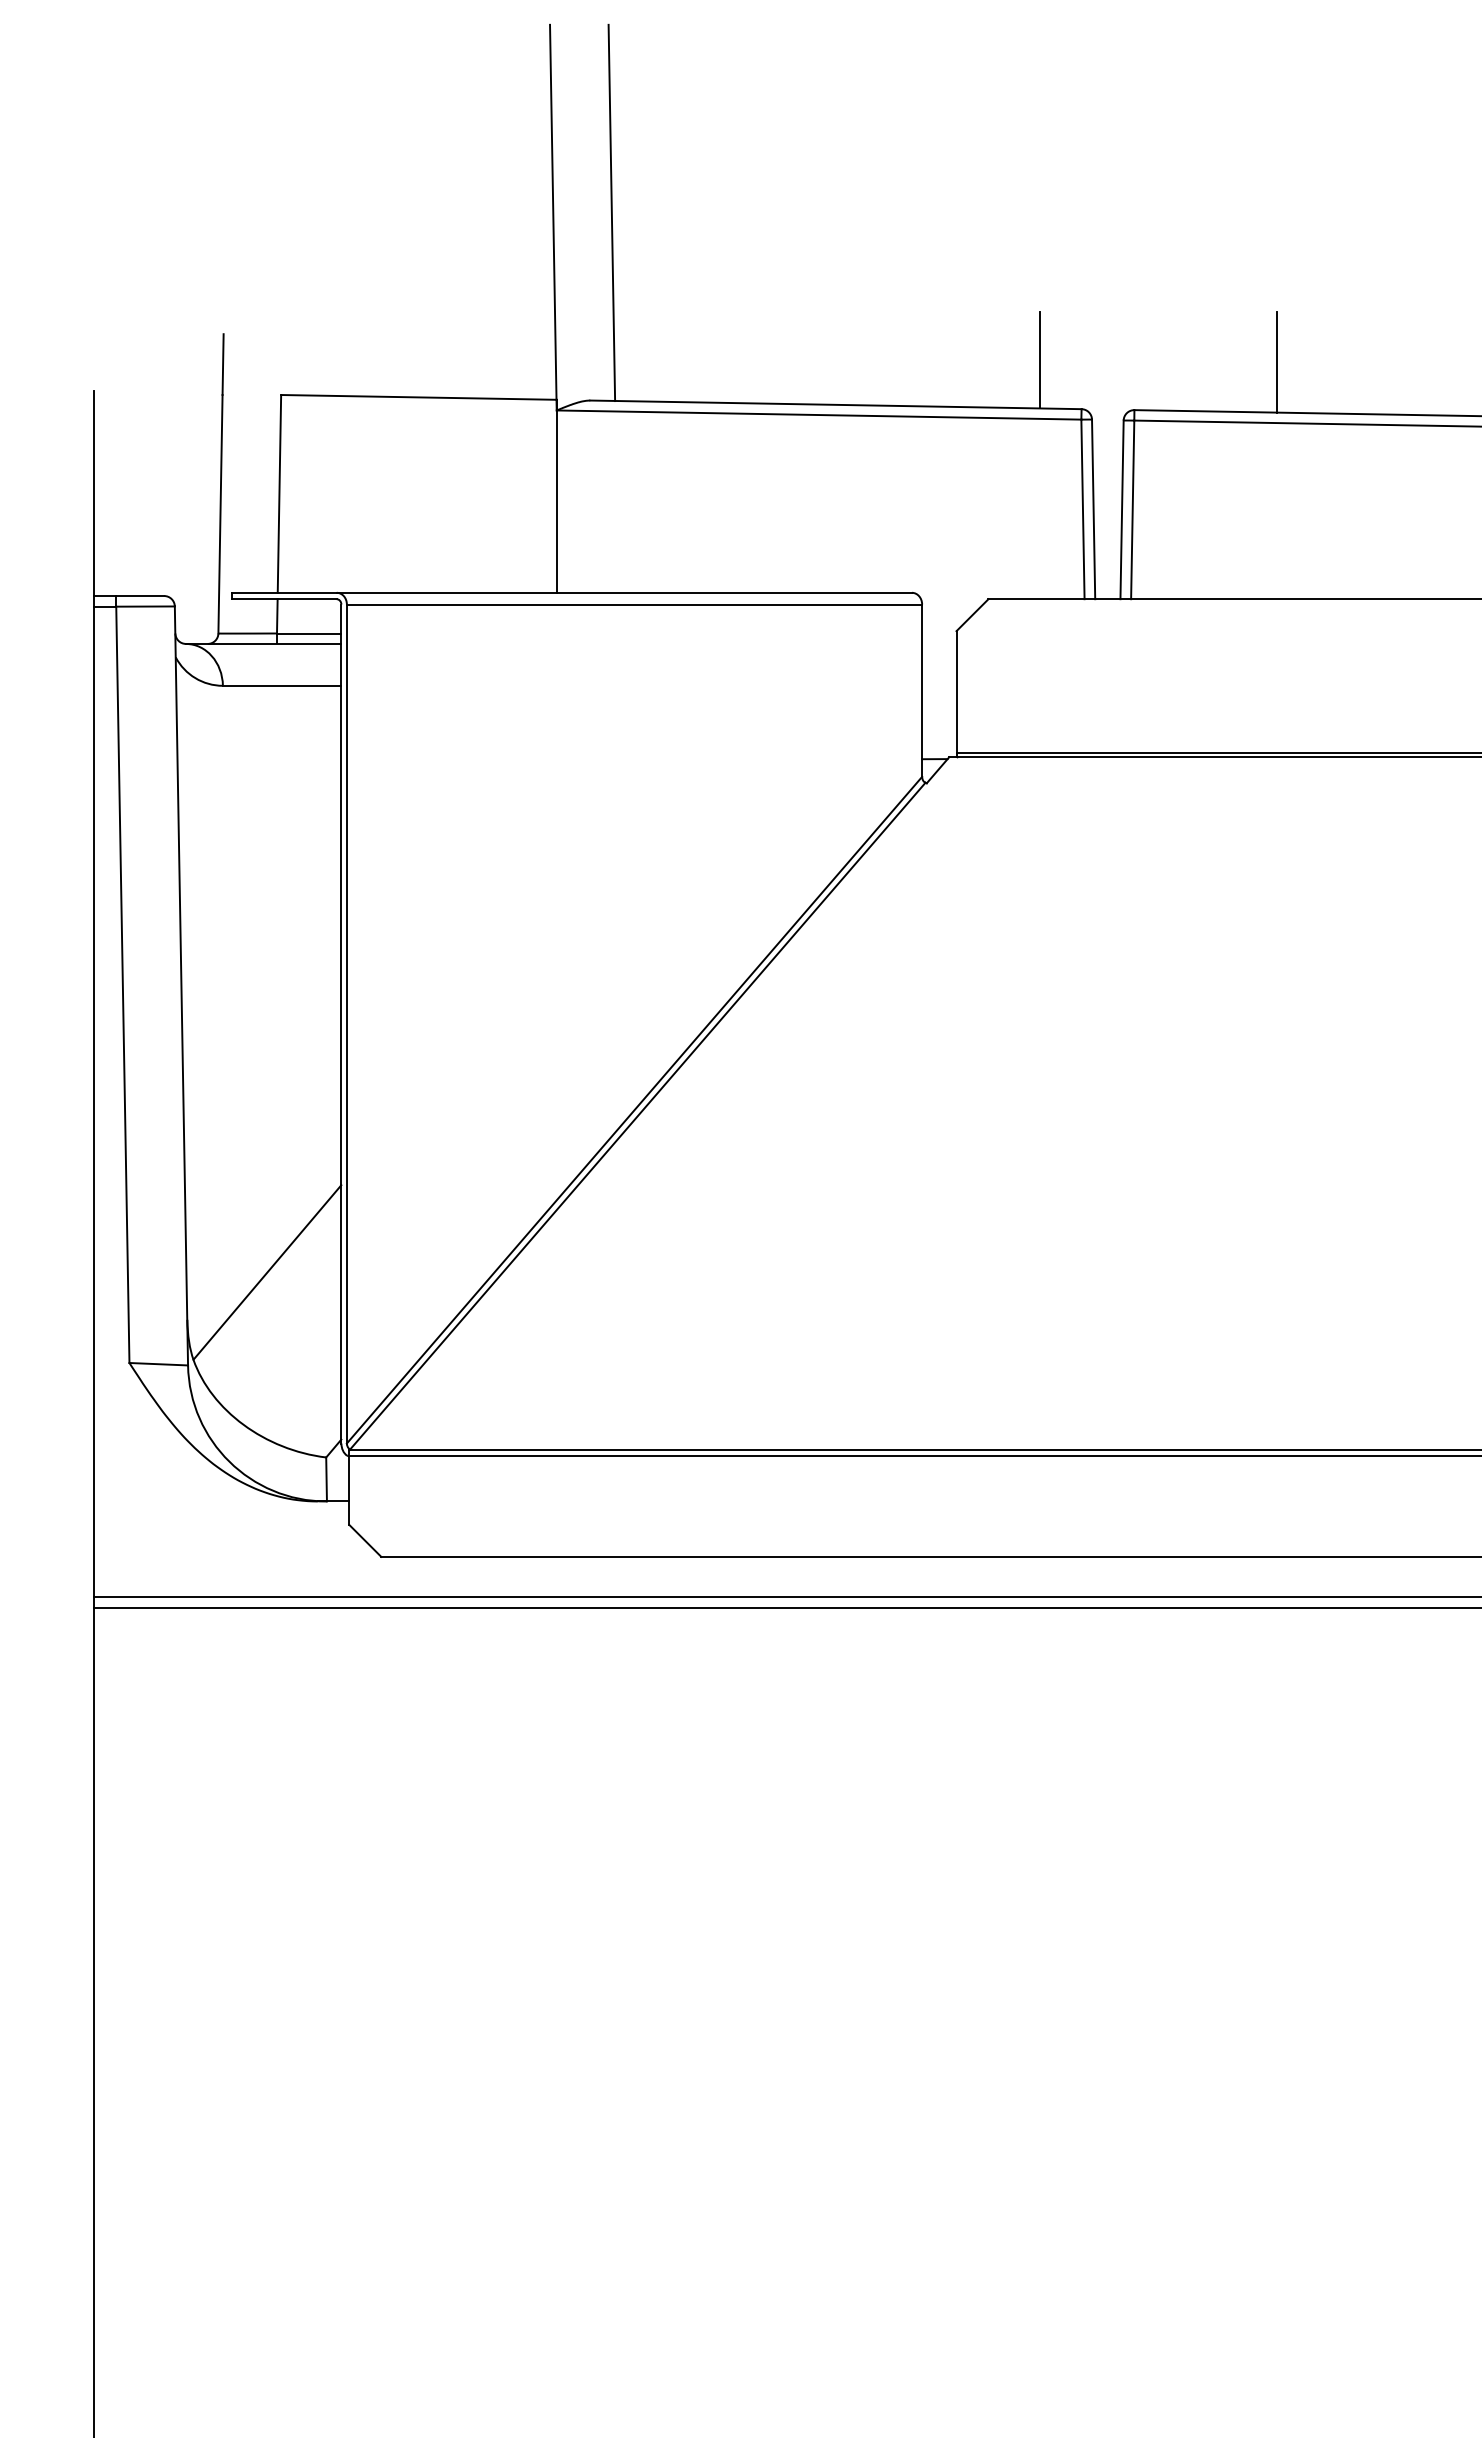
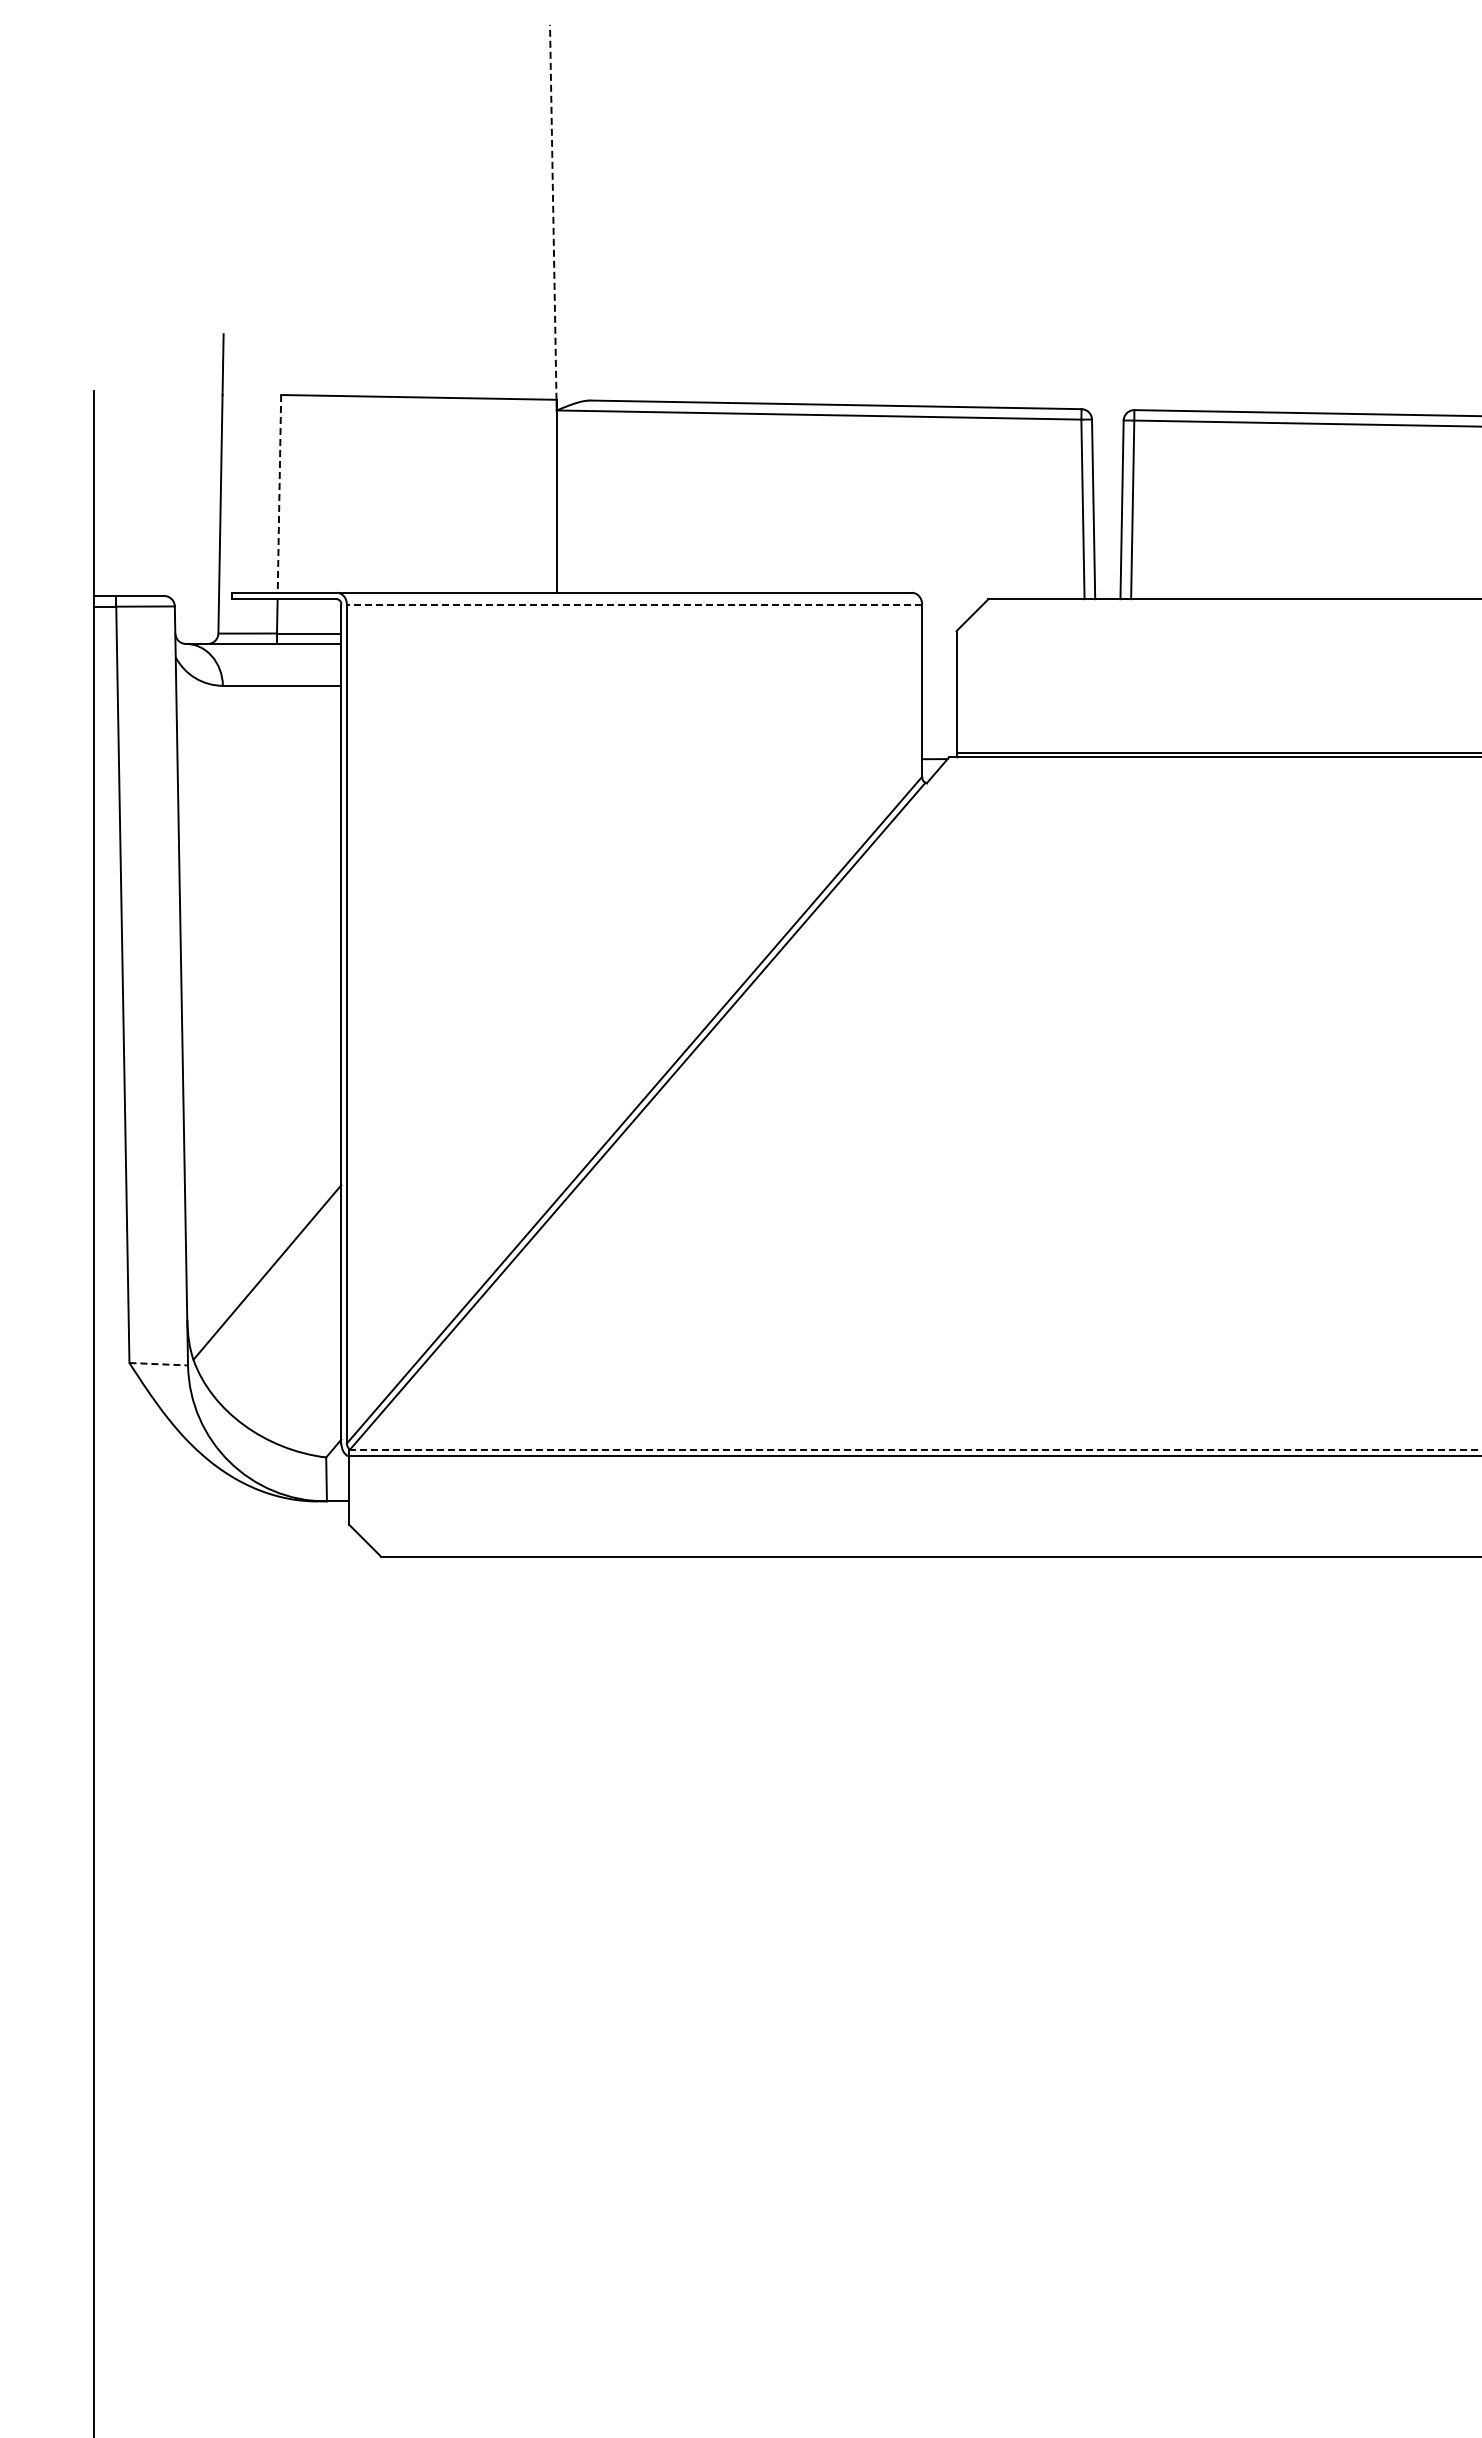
line: solid -> dashed (553, 212)
line: present -> none (611, 212)
line: present -> none (1040, 359)
line: present -> none (1276, 361)
line: solid -> dashed (279, 493)
line: solid -> dashed (634, 604)
line: solid -> dashed (159, 1364)
line: solid -> dashed (915, 1450)
line: present -> none (785, 1597)
line: present -> none (785, 1608)
